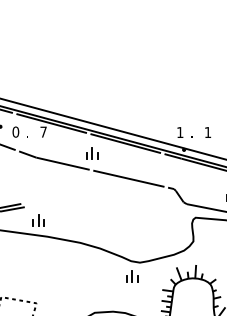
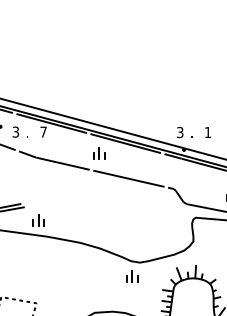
text: 0 -> 3 (15, 131)
text: 1 -> 3 (180, 132)
part position: (92, 153) -> (99, 153) (99, 153)
